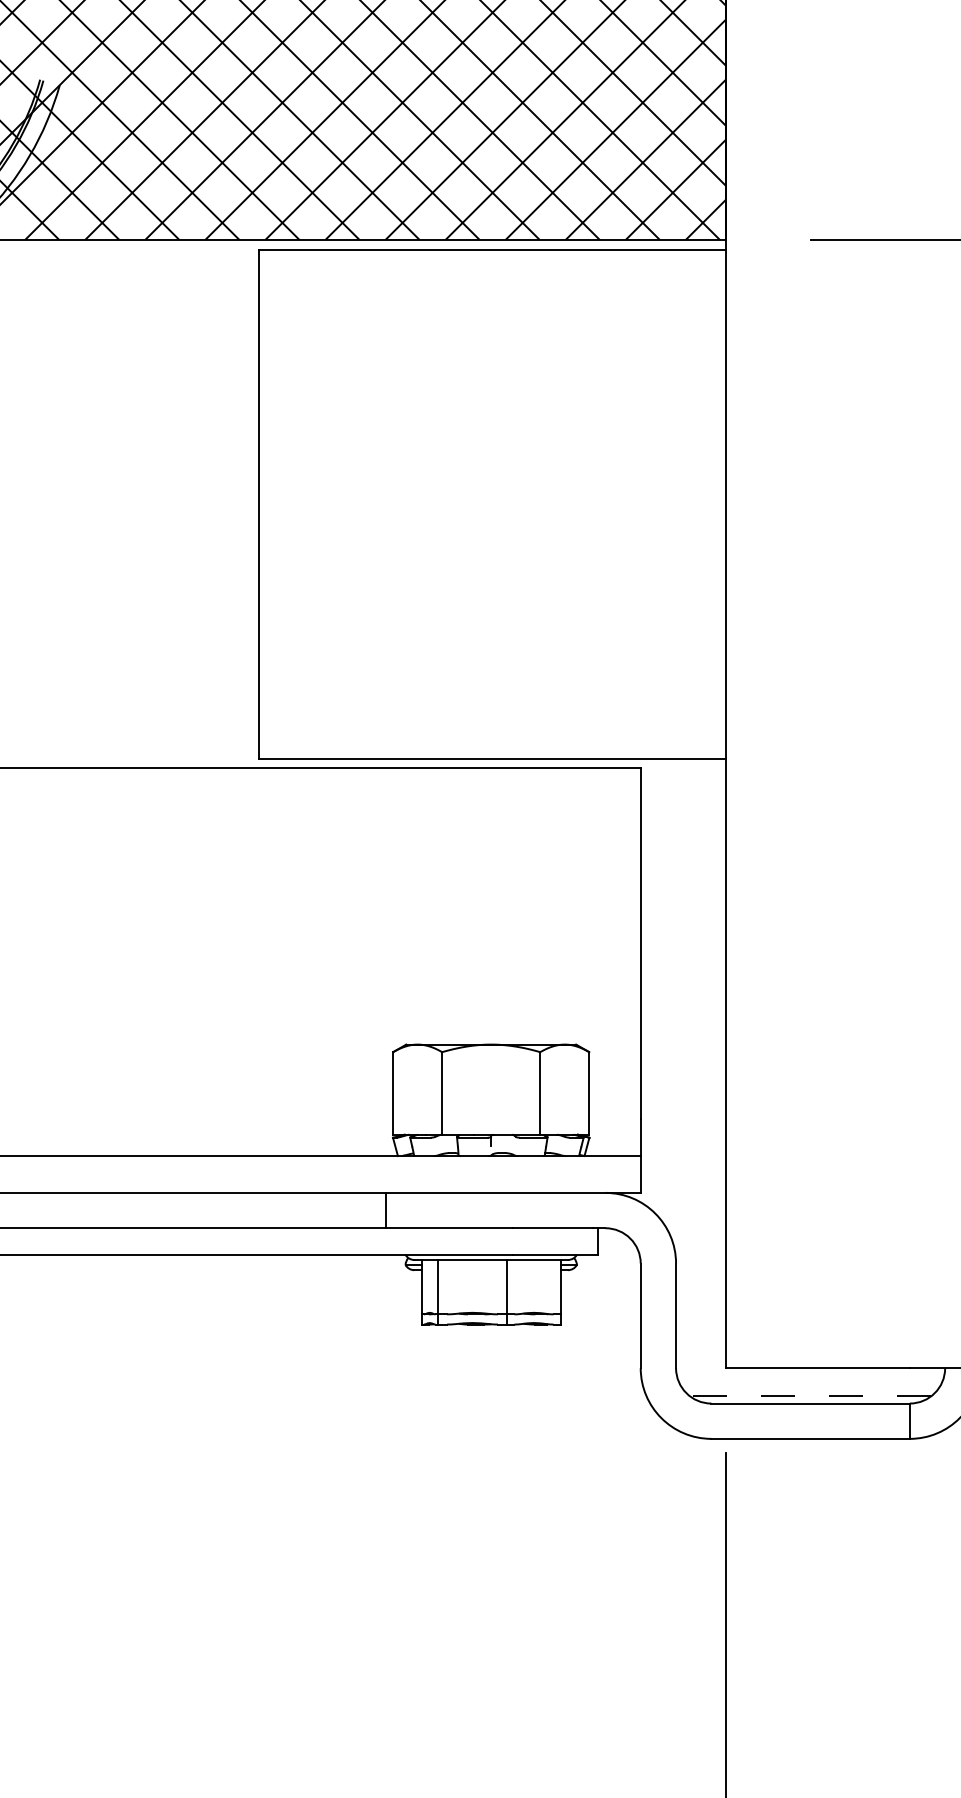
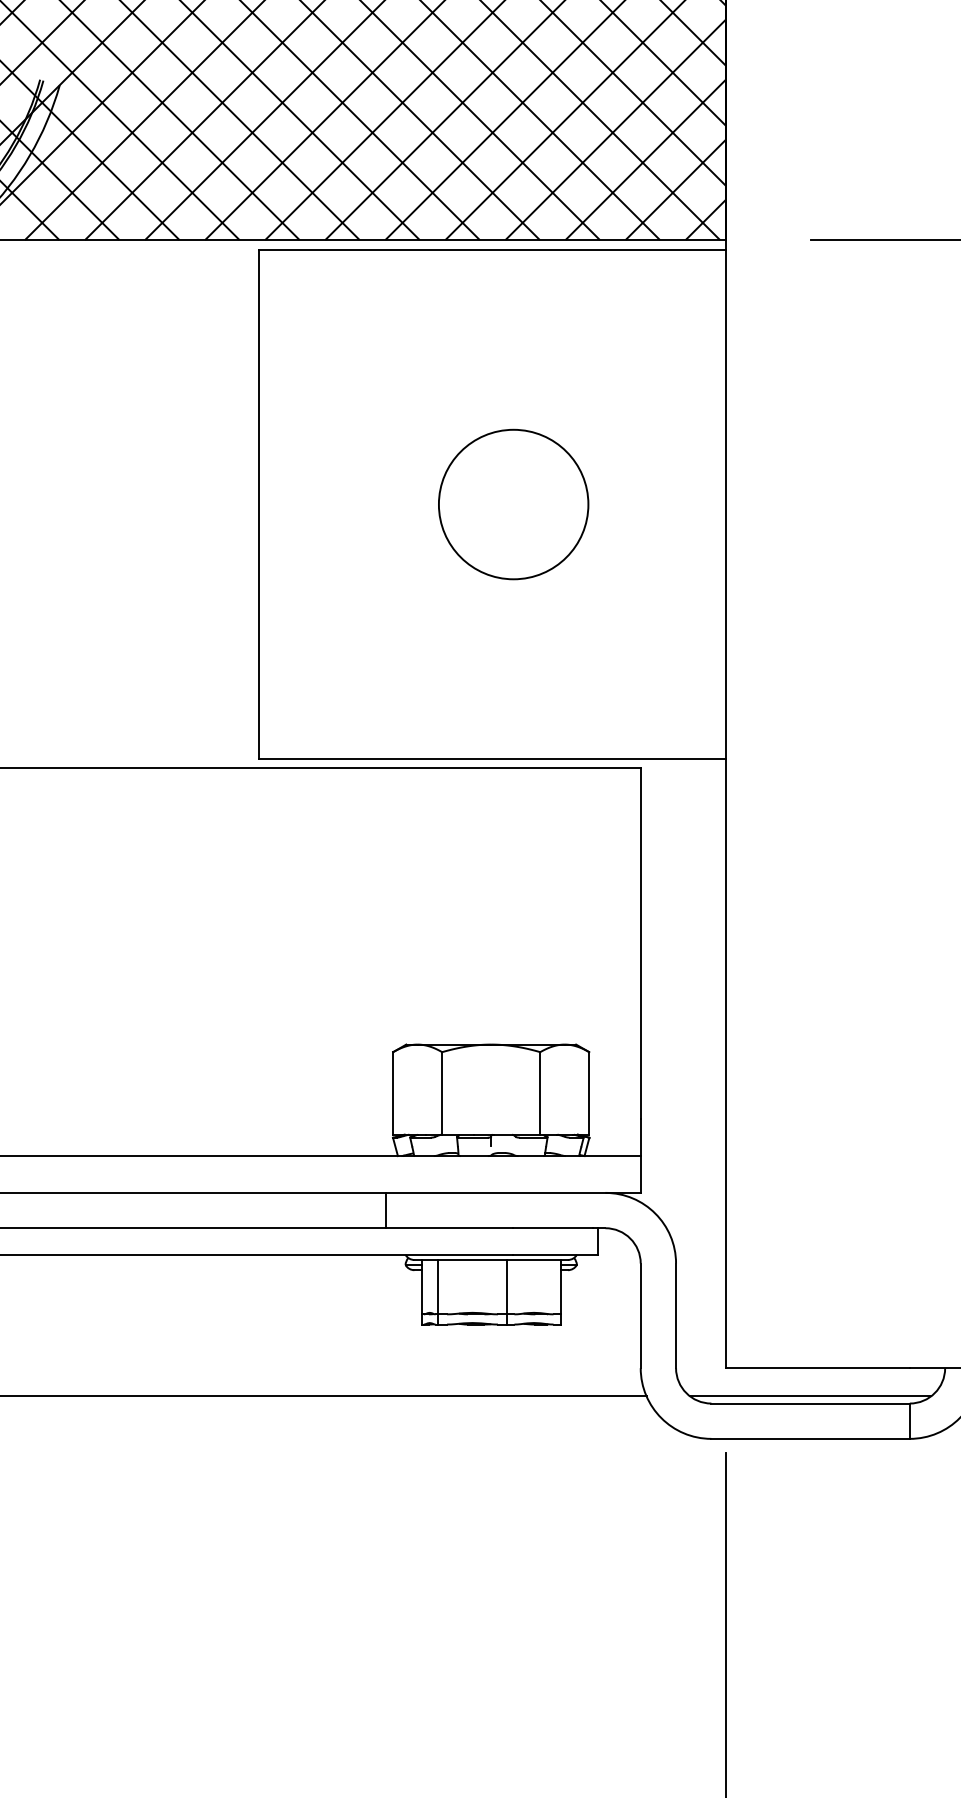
circle: none -> present (513, 504)
line: none -> present (324, 1396)
line: dashed -> solid (810, 1396)
